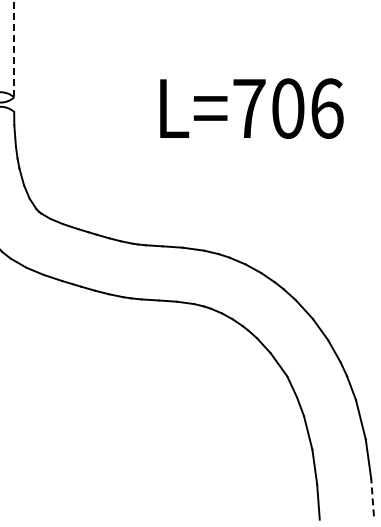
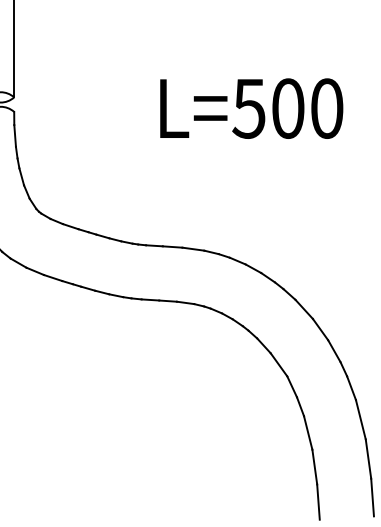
line: dashed -> solid (14, 48)
text: L=706 -> L=500 (287, 108)
line: dashed -> solid (372, 497)
